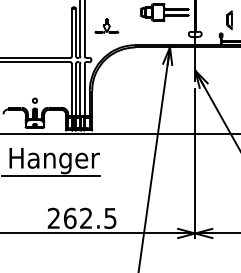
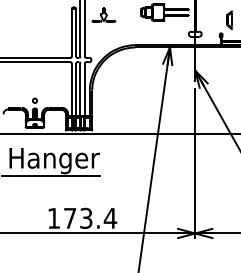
part position: (106, 25) -> (103, 14) (103, 14)
text: 262.5 -> 173.4 (82, 218)
